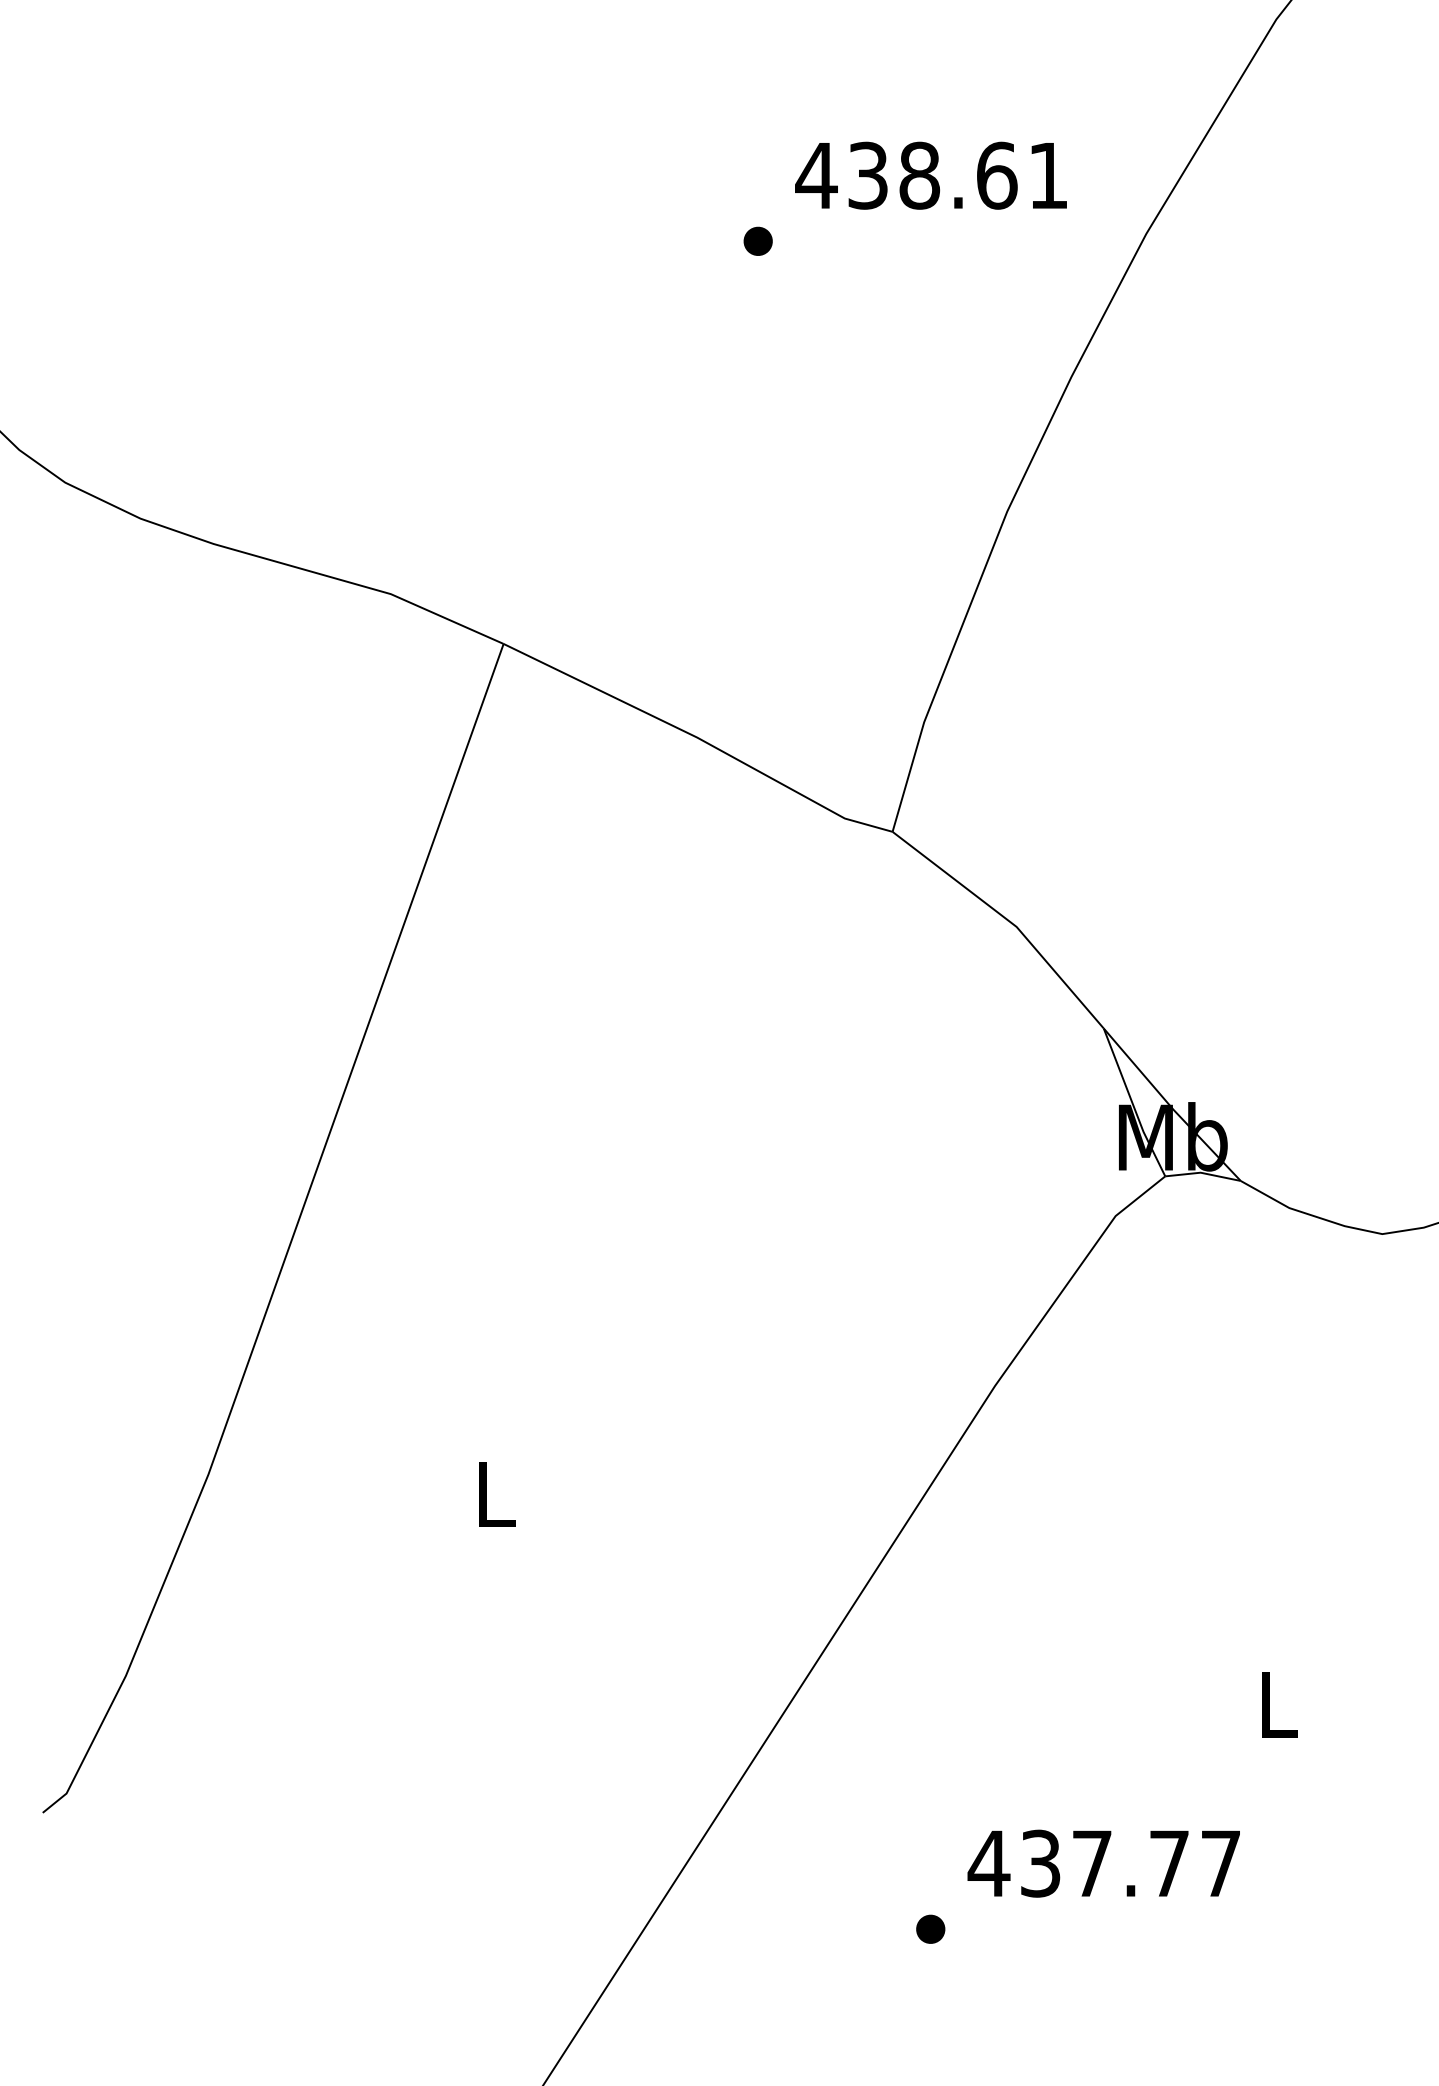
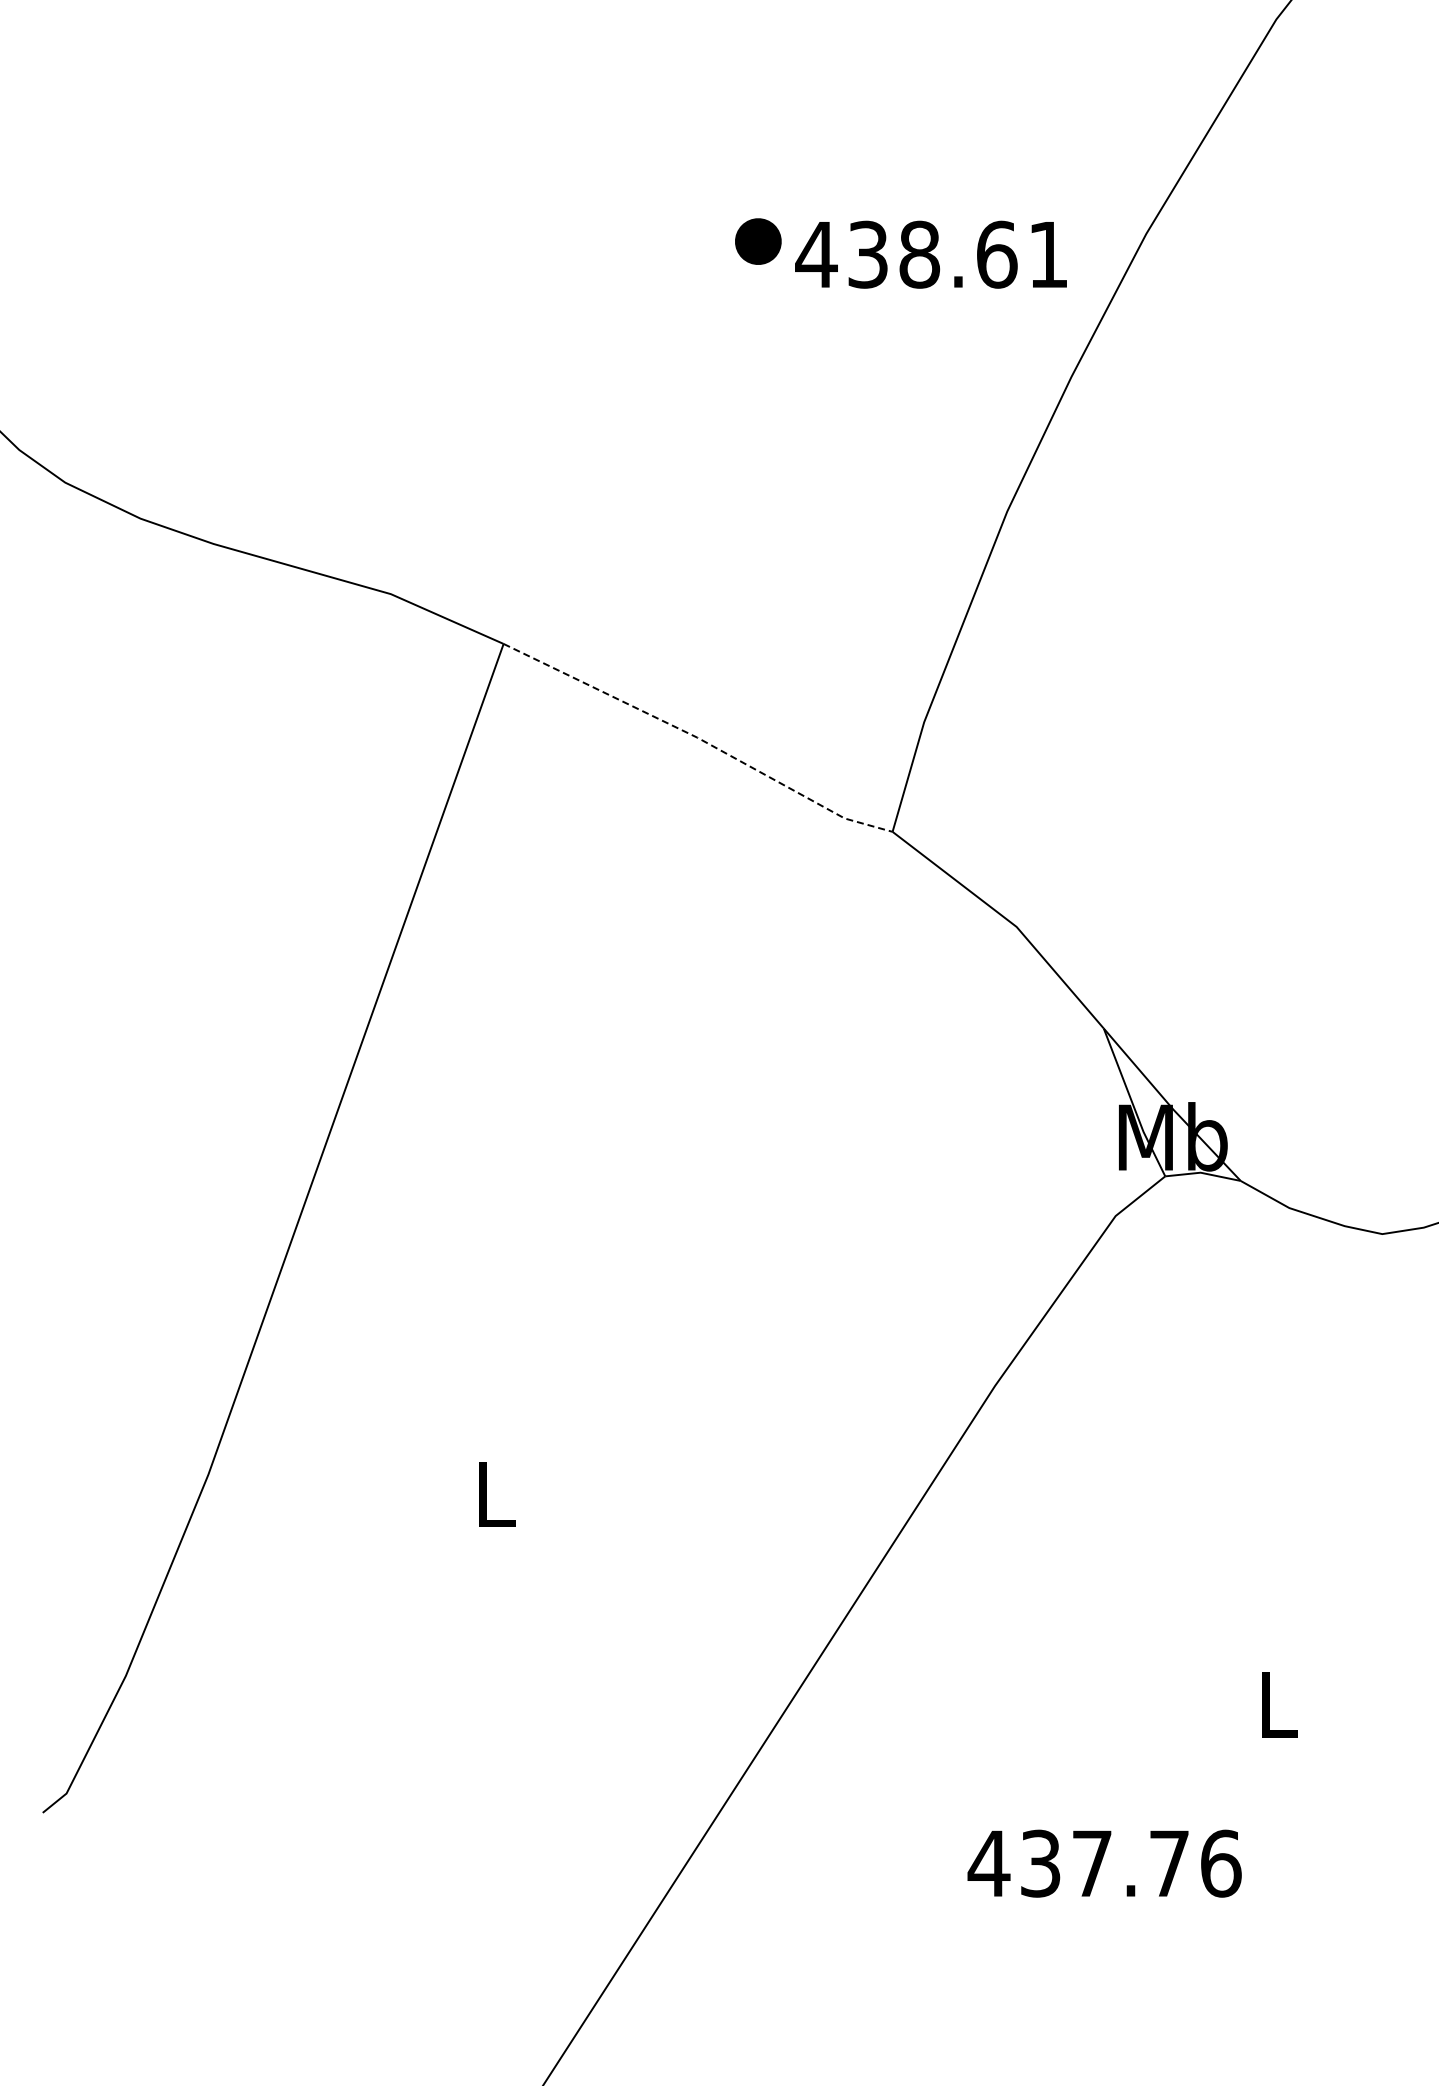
text position: (930, 175) -> (930, 254) (930, 254)
part size: 30x30 px -> 47x47 px (758, 241)
line: solid -> dashed (699, 738)
text: 437.77 -> 437.76 (1221, 1863)
part: present -> none (930, 1928)
